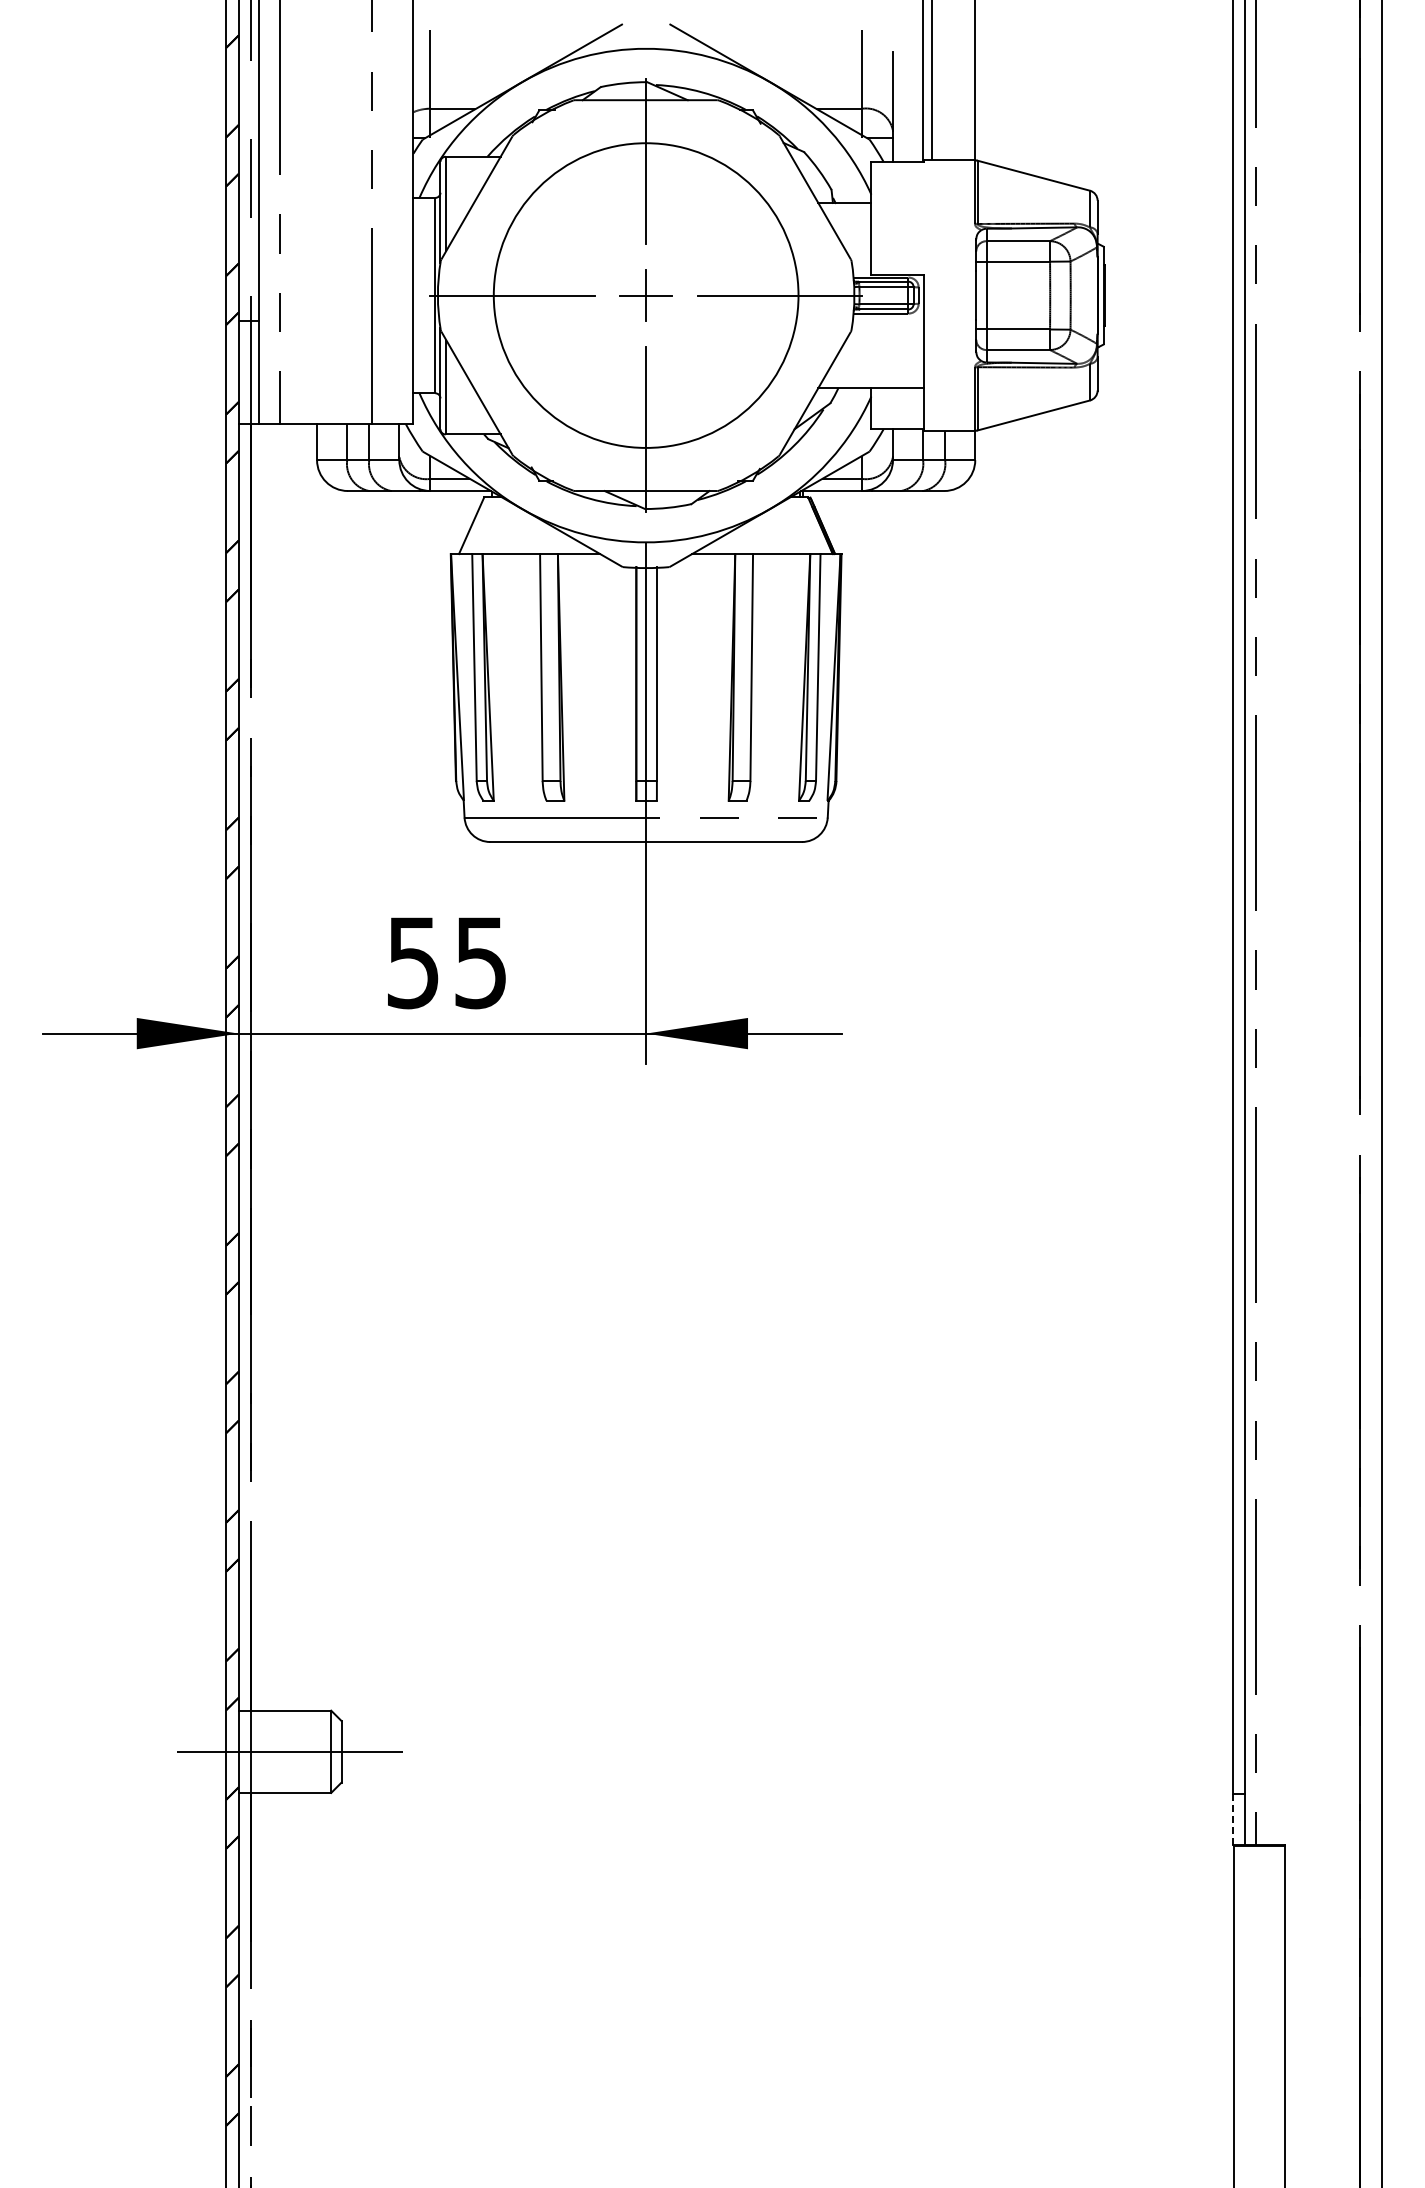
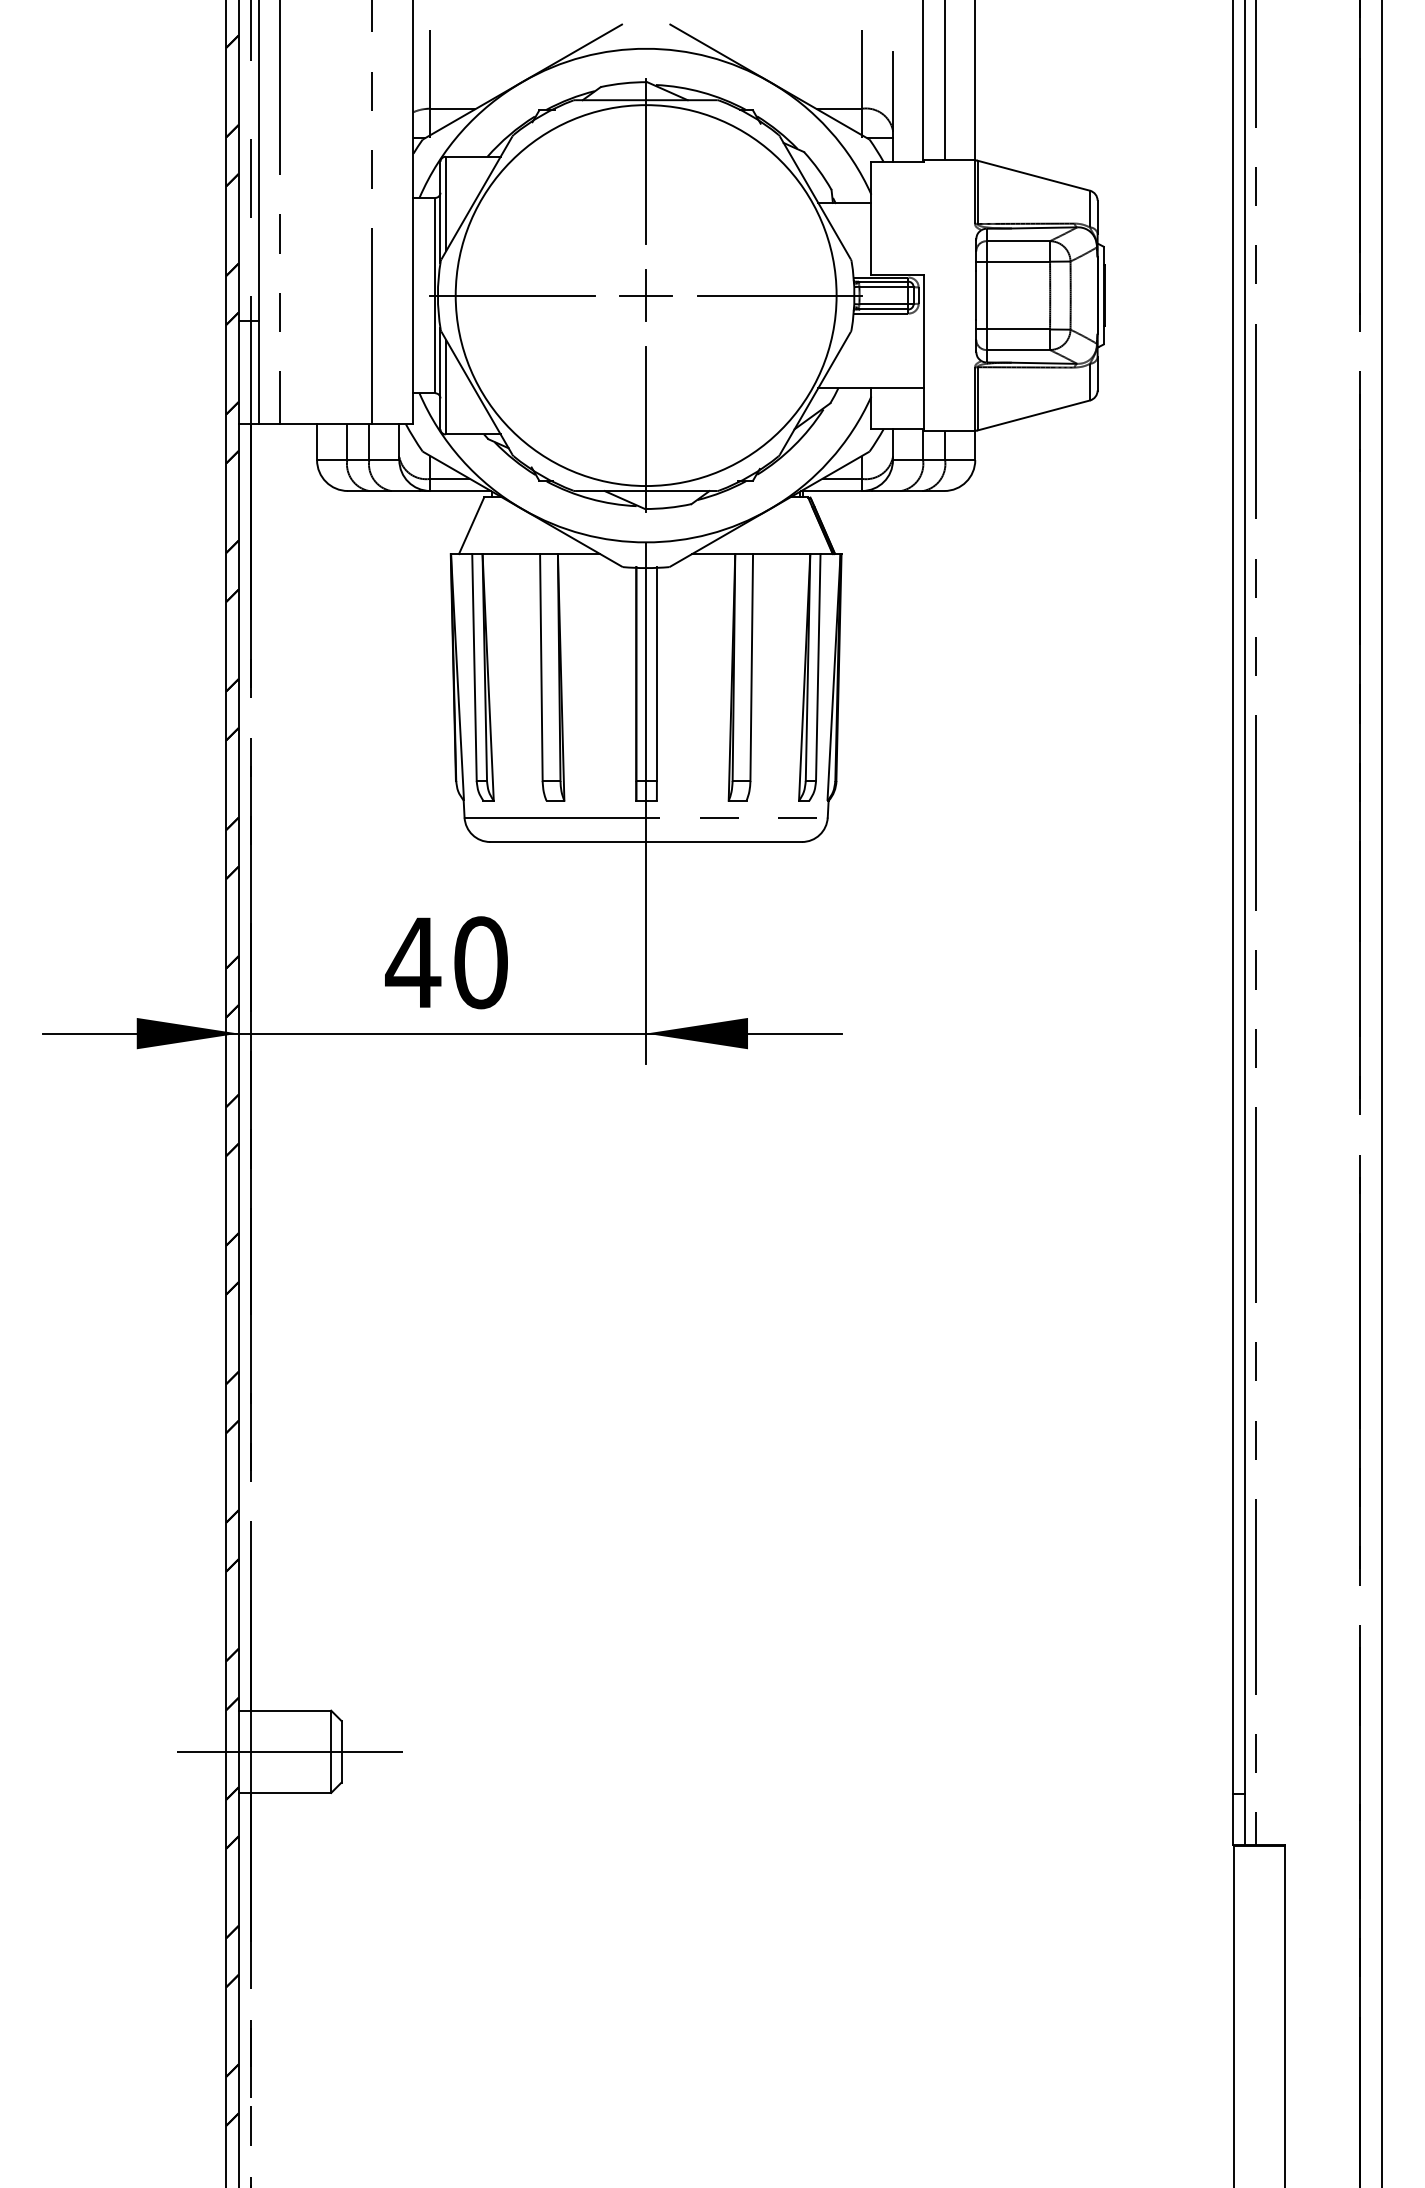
line position: (932, 81) -> (945, 81) (945, 81)
circle diameter: 305 px -> 381 px (645, 295)
text: 55 -> 40 (446, 962)
line: dashed -> solid (1233, 1819)
